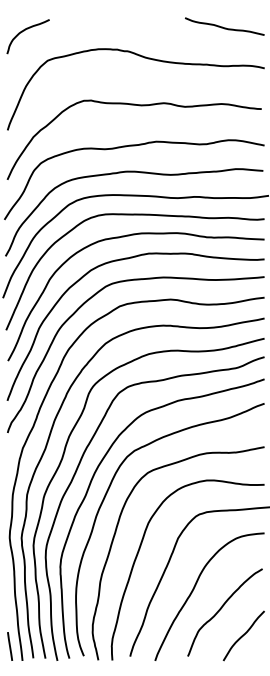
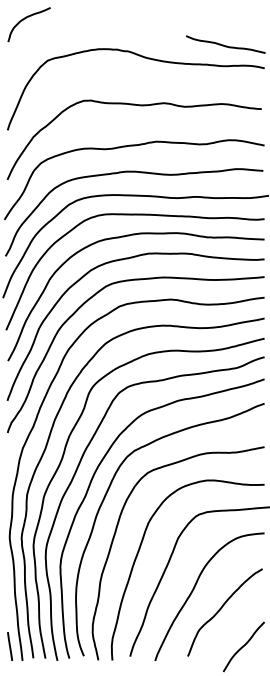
curve position: (224, 27) -> (225, 45) (225, 45)
curve position: (24, 31) -> (25, 19) (25, 19)
curve position: (243, 635) -> (243, 646) (243, 646)
